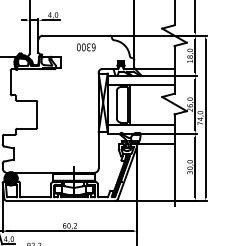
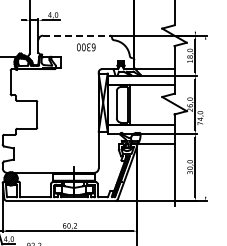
line: present -> none (195, 16)
line: solid -> dashed (76, 35)
line: present -> none (205, 117)
